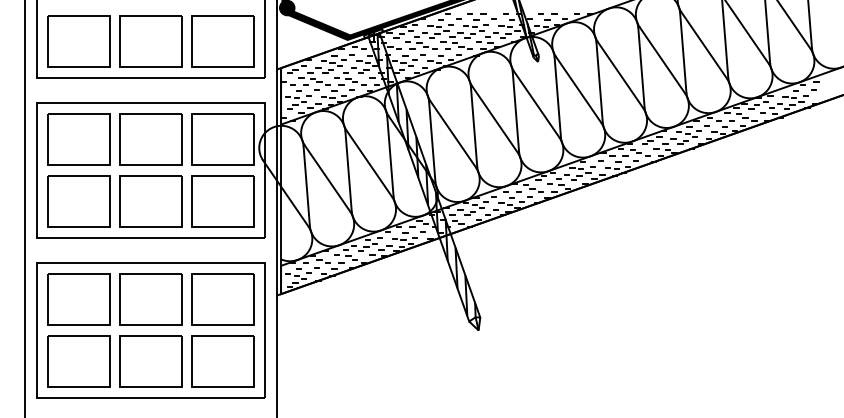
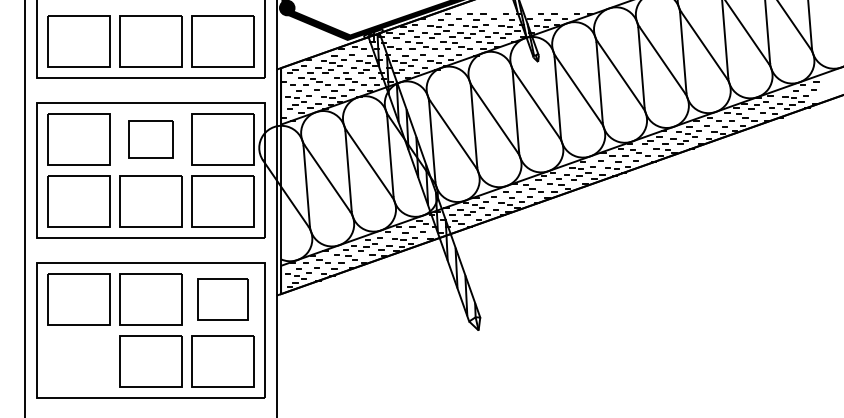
part size: 64x53 px -> 46x39 px (150, 139)
part size: 64x53 px -> 52x43 px (222, 299)
part: present -> none (78, 361)
